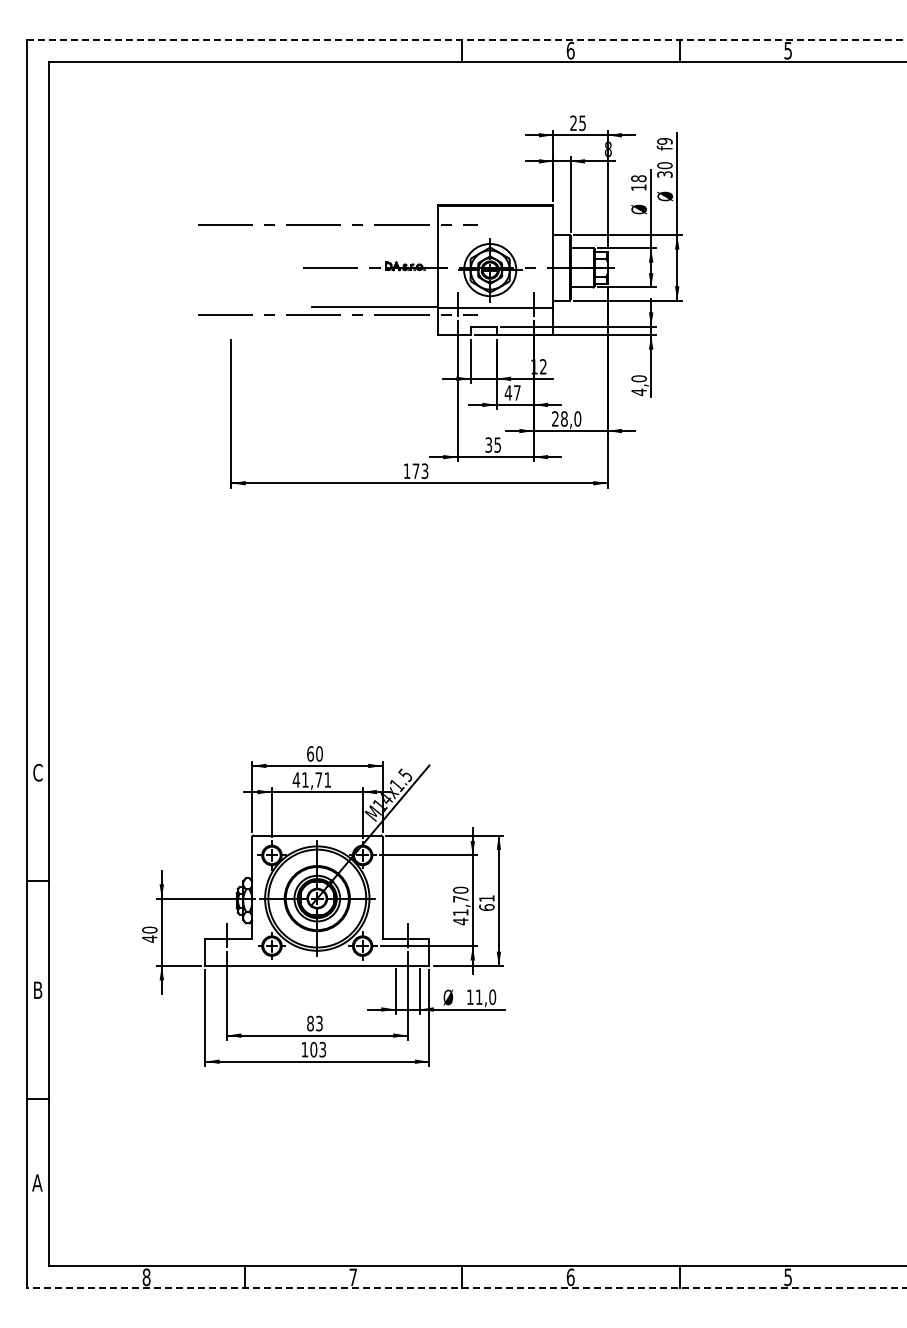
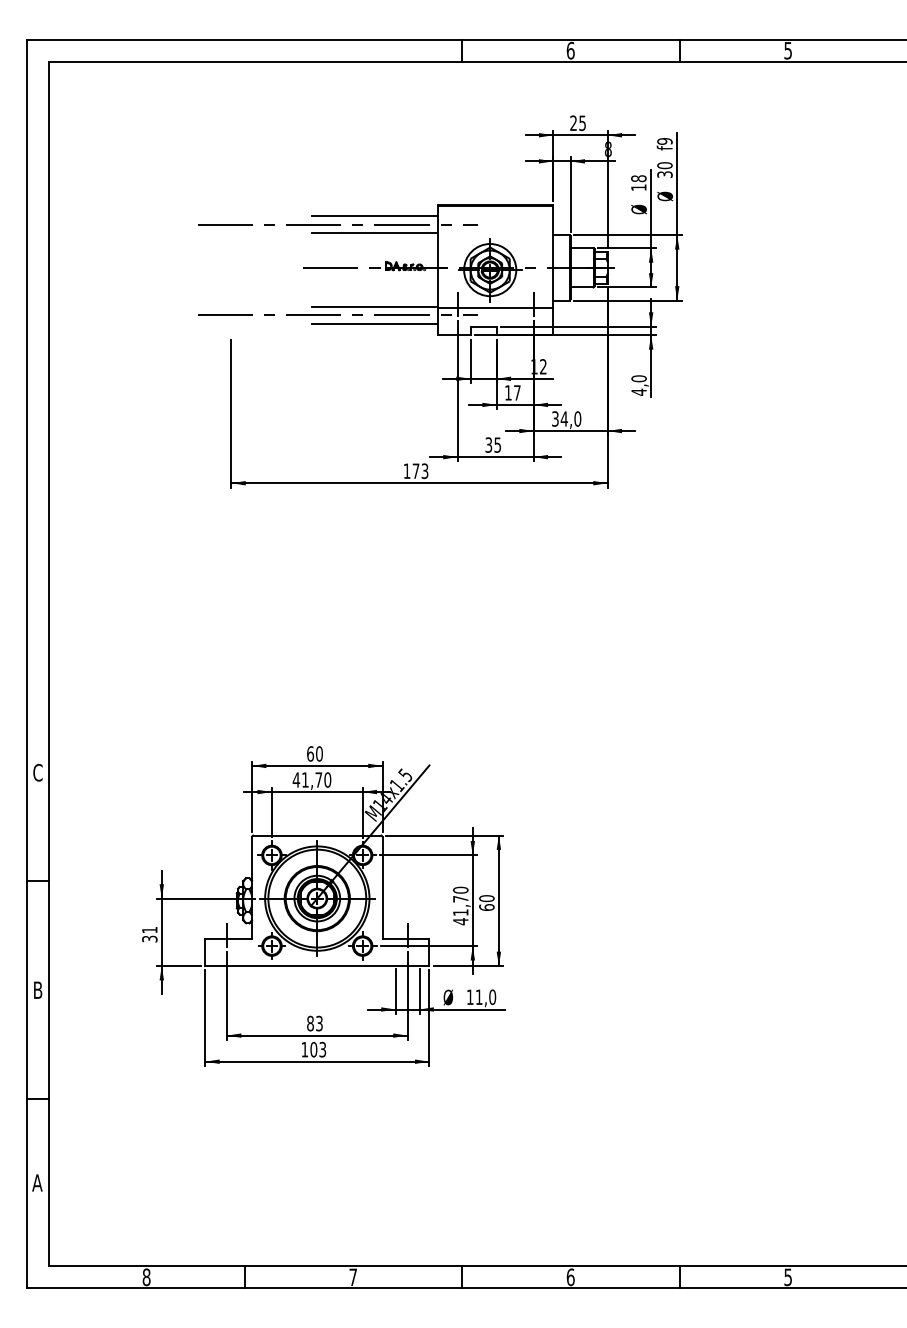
line: dashed -> solid (467, 39)
line: none -> present (374, 216)
line: none -> present (374, 233)
line: none -> present (374, 324)
text: 47 -> 17 (508, 392)
text: 28,0 -> 34,0 (560, 418)
text: 41,71 -> 41,70 (327, 779)
text: 61 -> 60 (486, 898)
text: 40 -> 31 (149, 934)
line: dashed -> solid (466, 1288)
